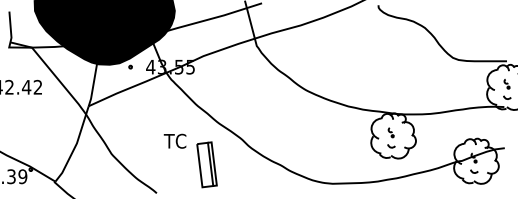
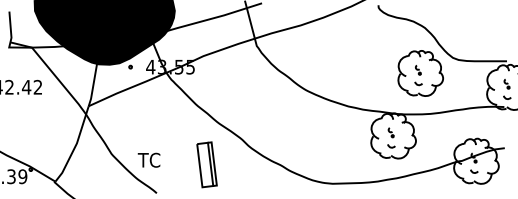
part: none -> present (420, 73)
text position: (174, 140) -> (148, 159) (148, 159)
